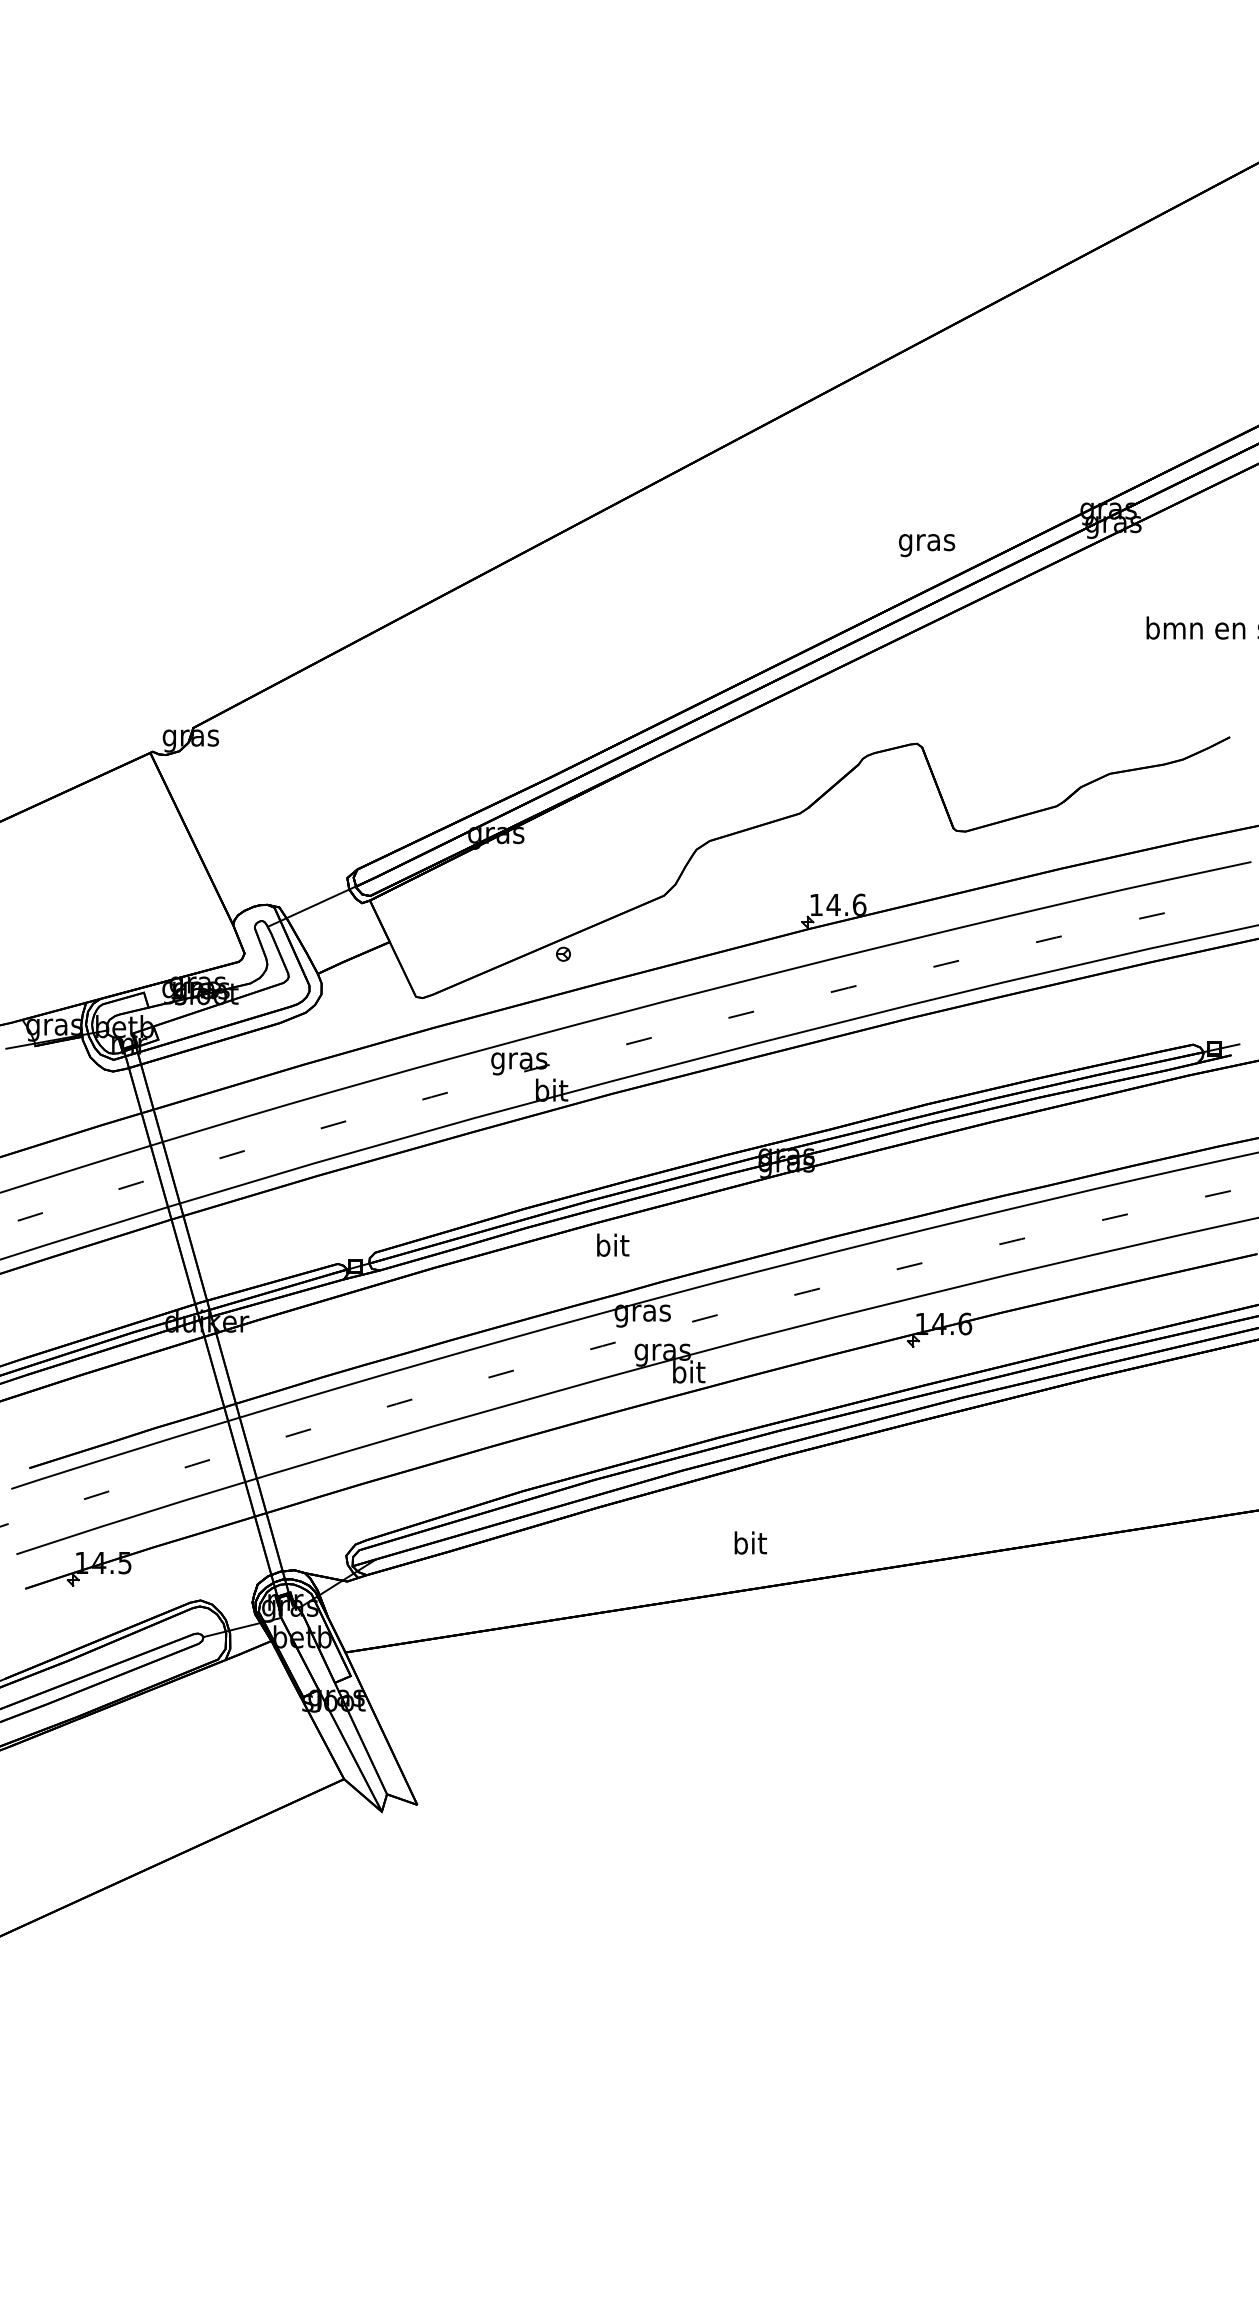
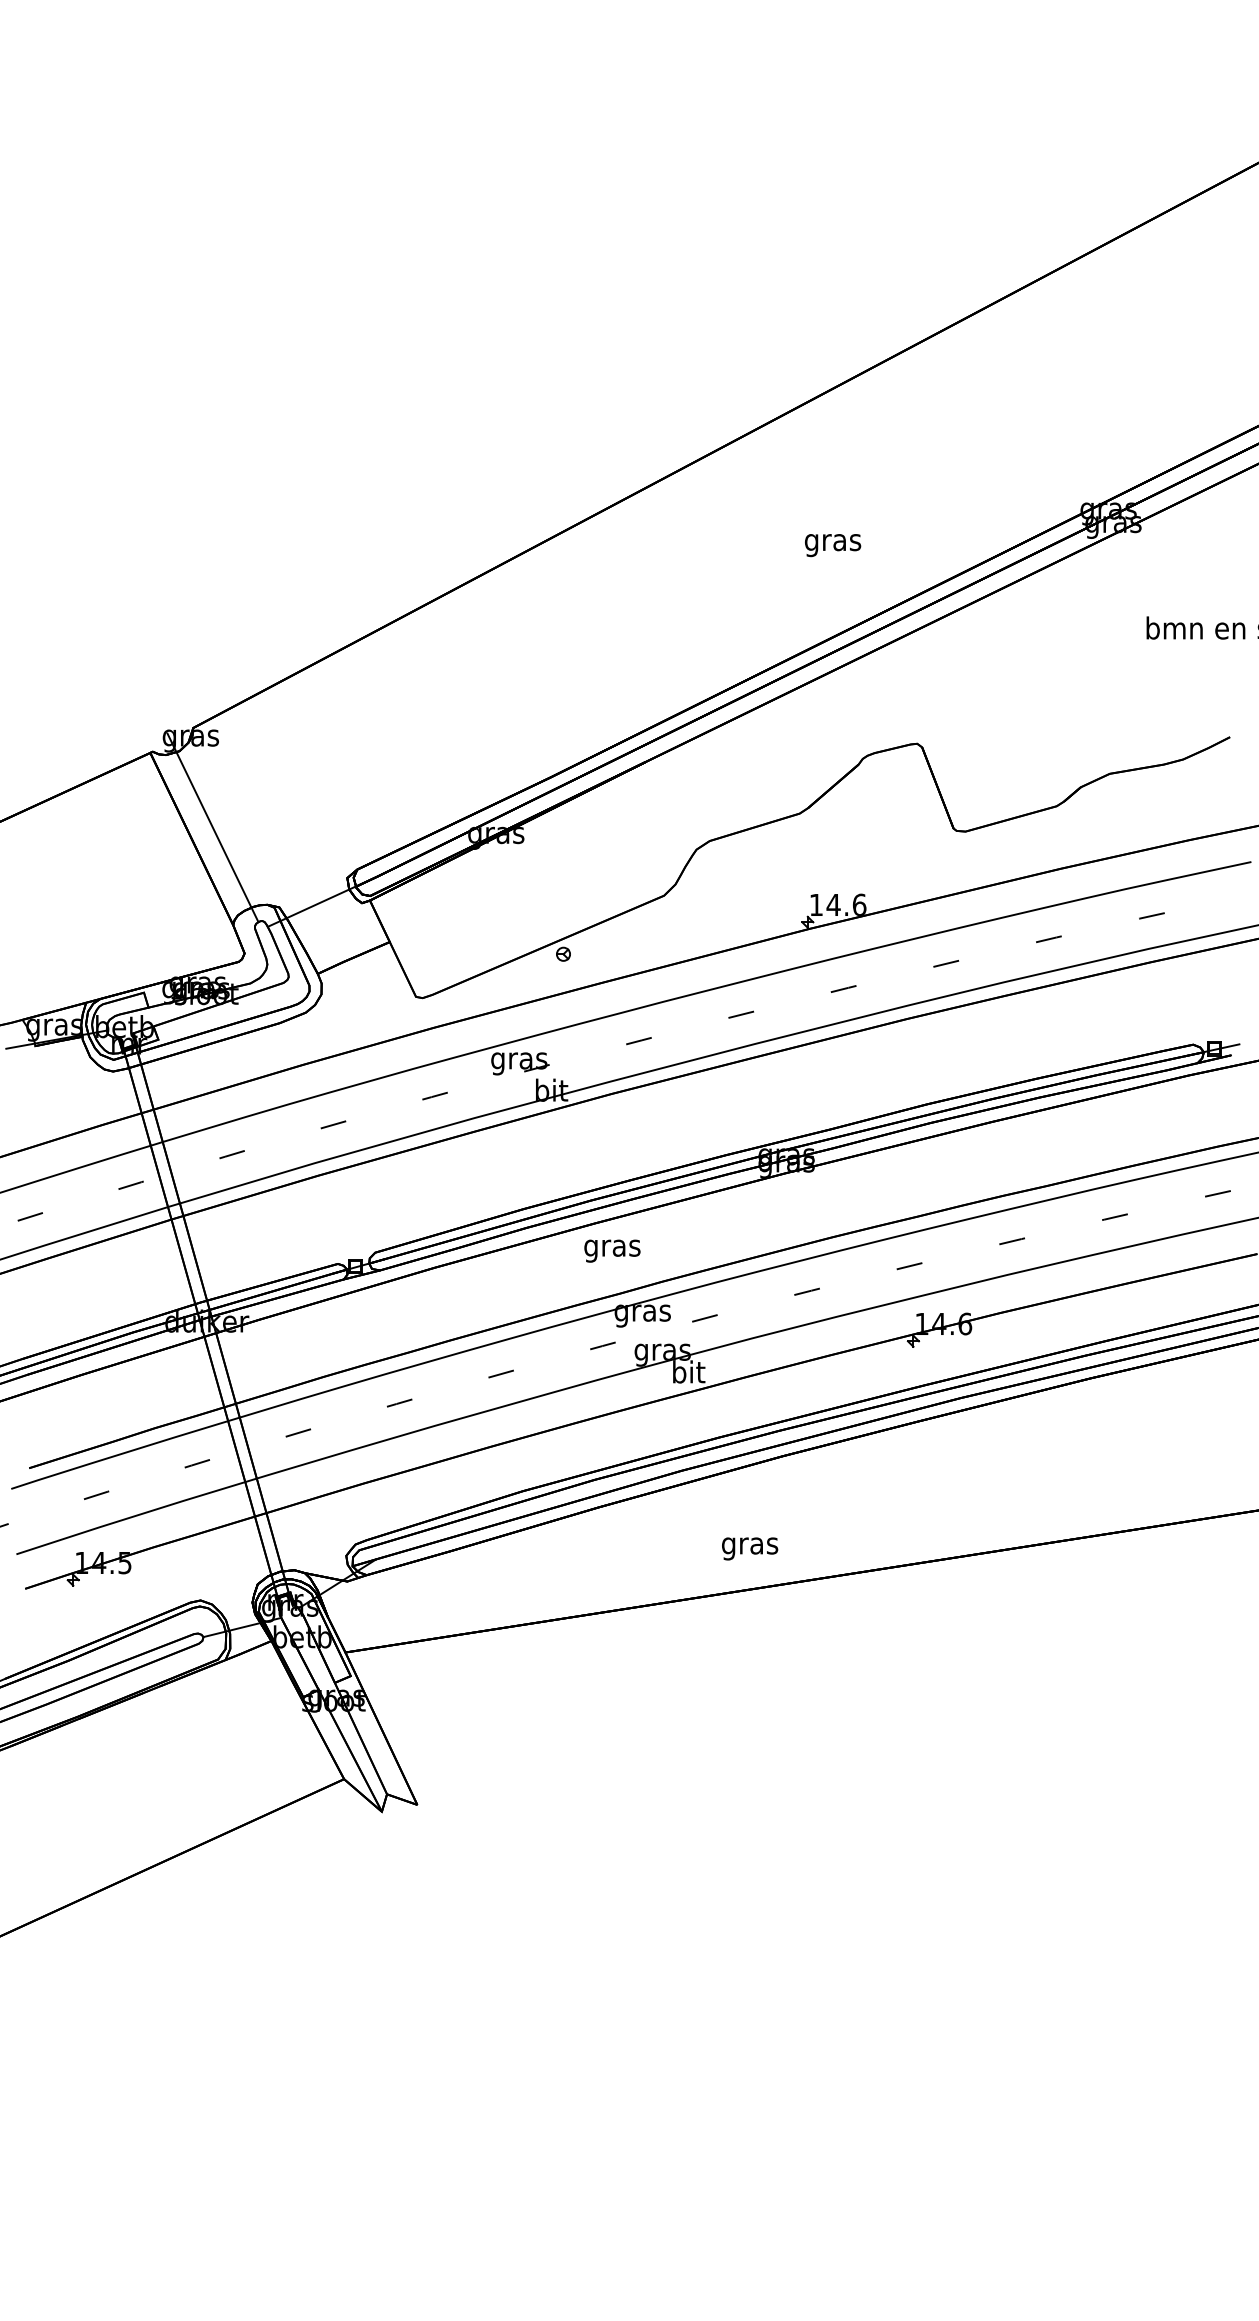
text position: (927, 545) -> (833, 545) (833, 545)
line: none -> present (212, 827)
text: bit -> gras (612, 1247)
text: bit -> gras (750, 1545)
